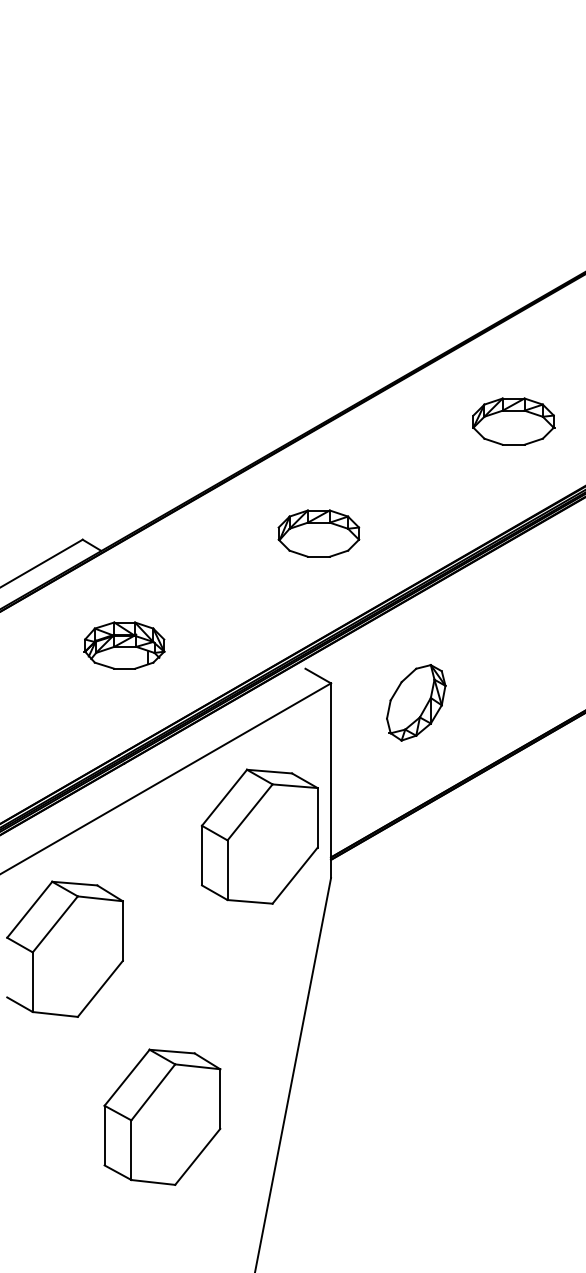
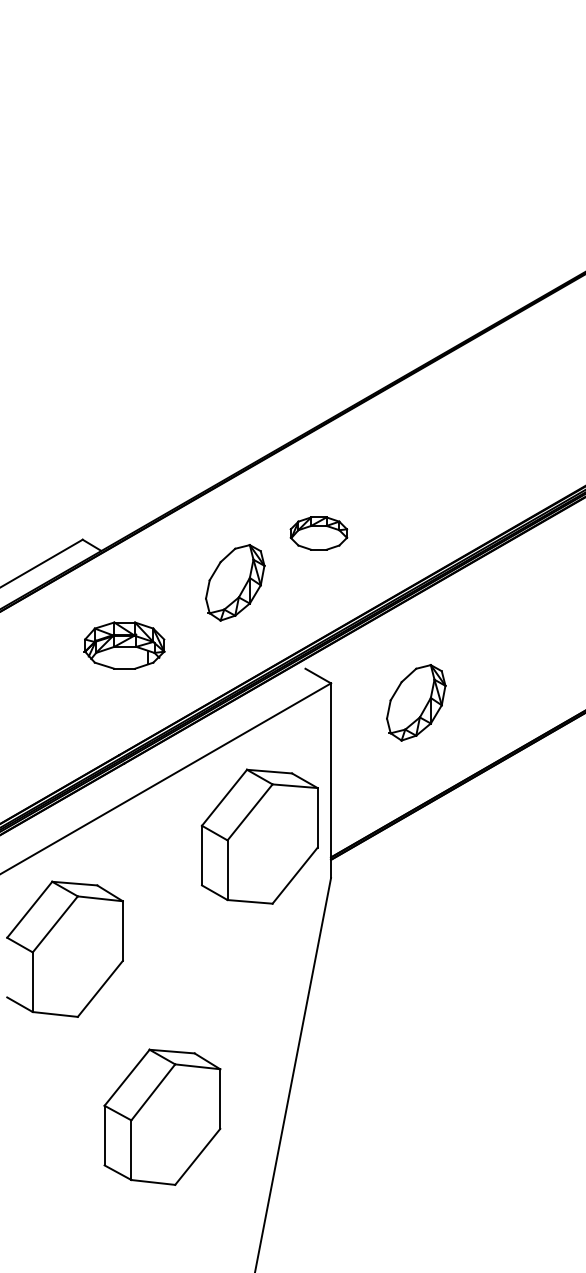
part: present -> none (513, 421)
part size: 84x49 px -> 60x35 px (318, 533)
part: none -> present (235, 582)
